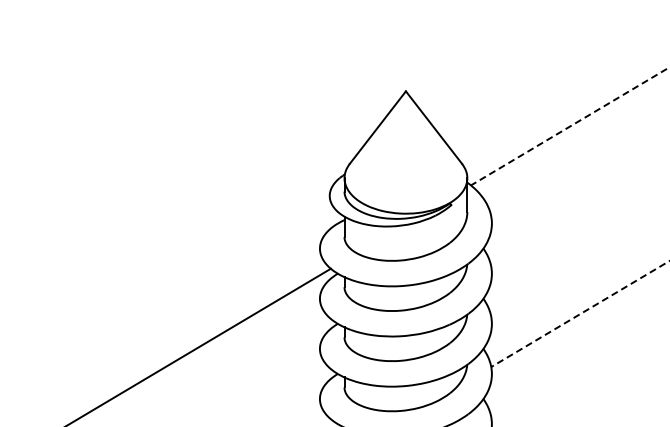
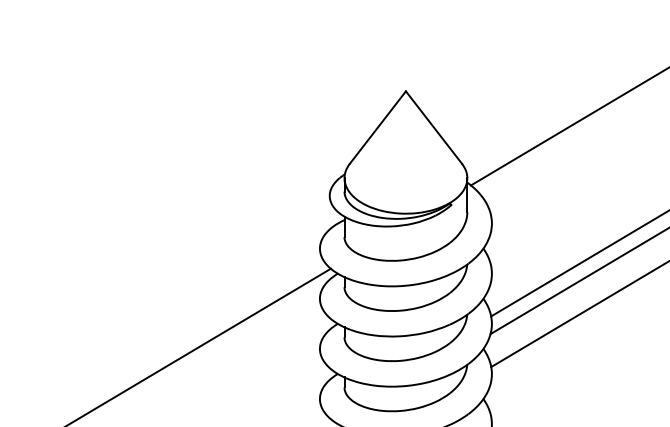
line: dashed -> solid (569, 126)
line: none -> present (578, 264)
line: none -> present (578, 281)
line: dashed -> solid (580, 313)
